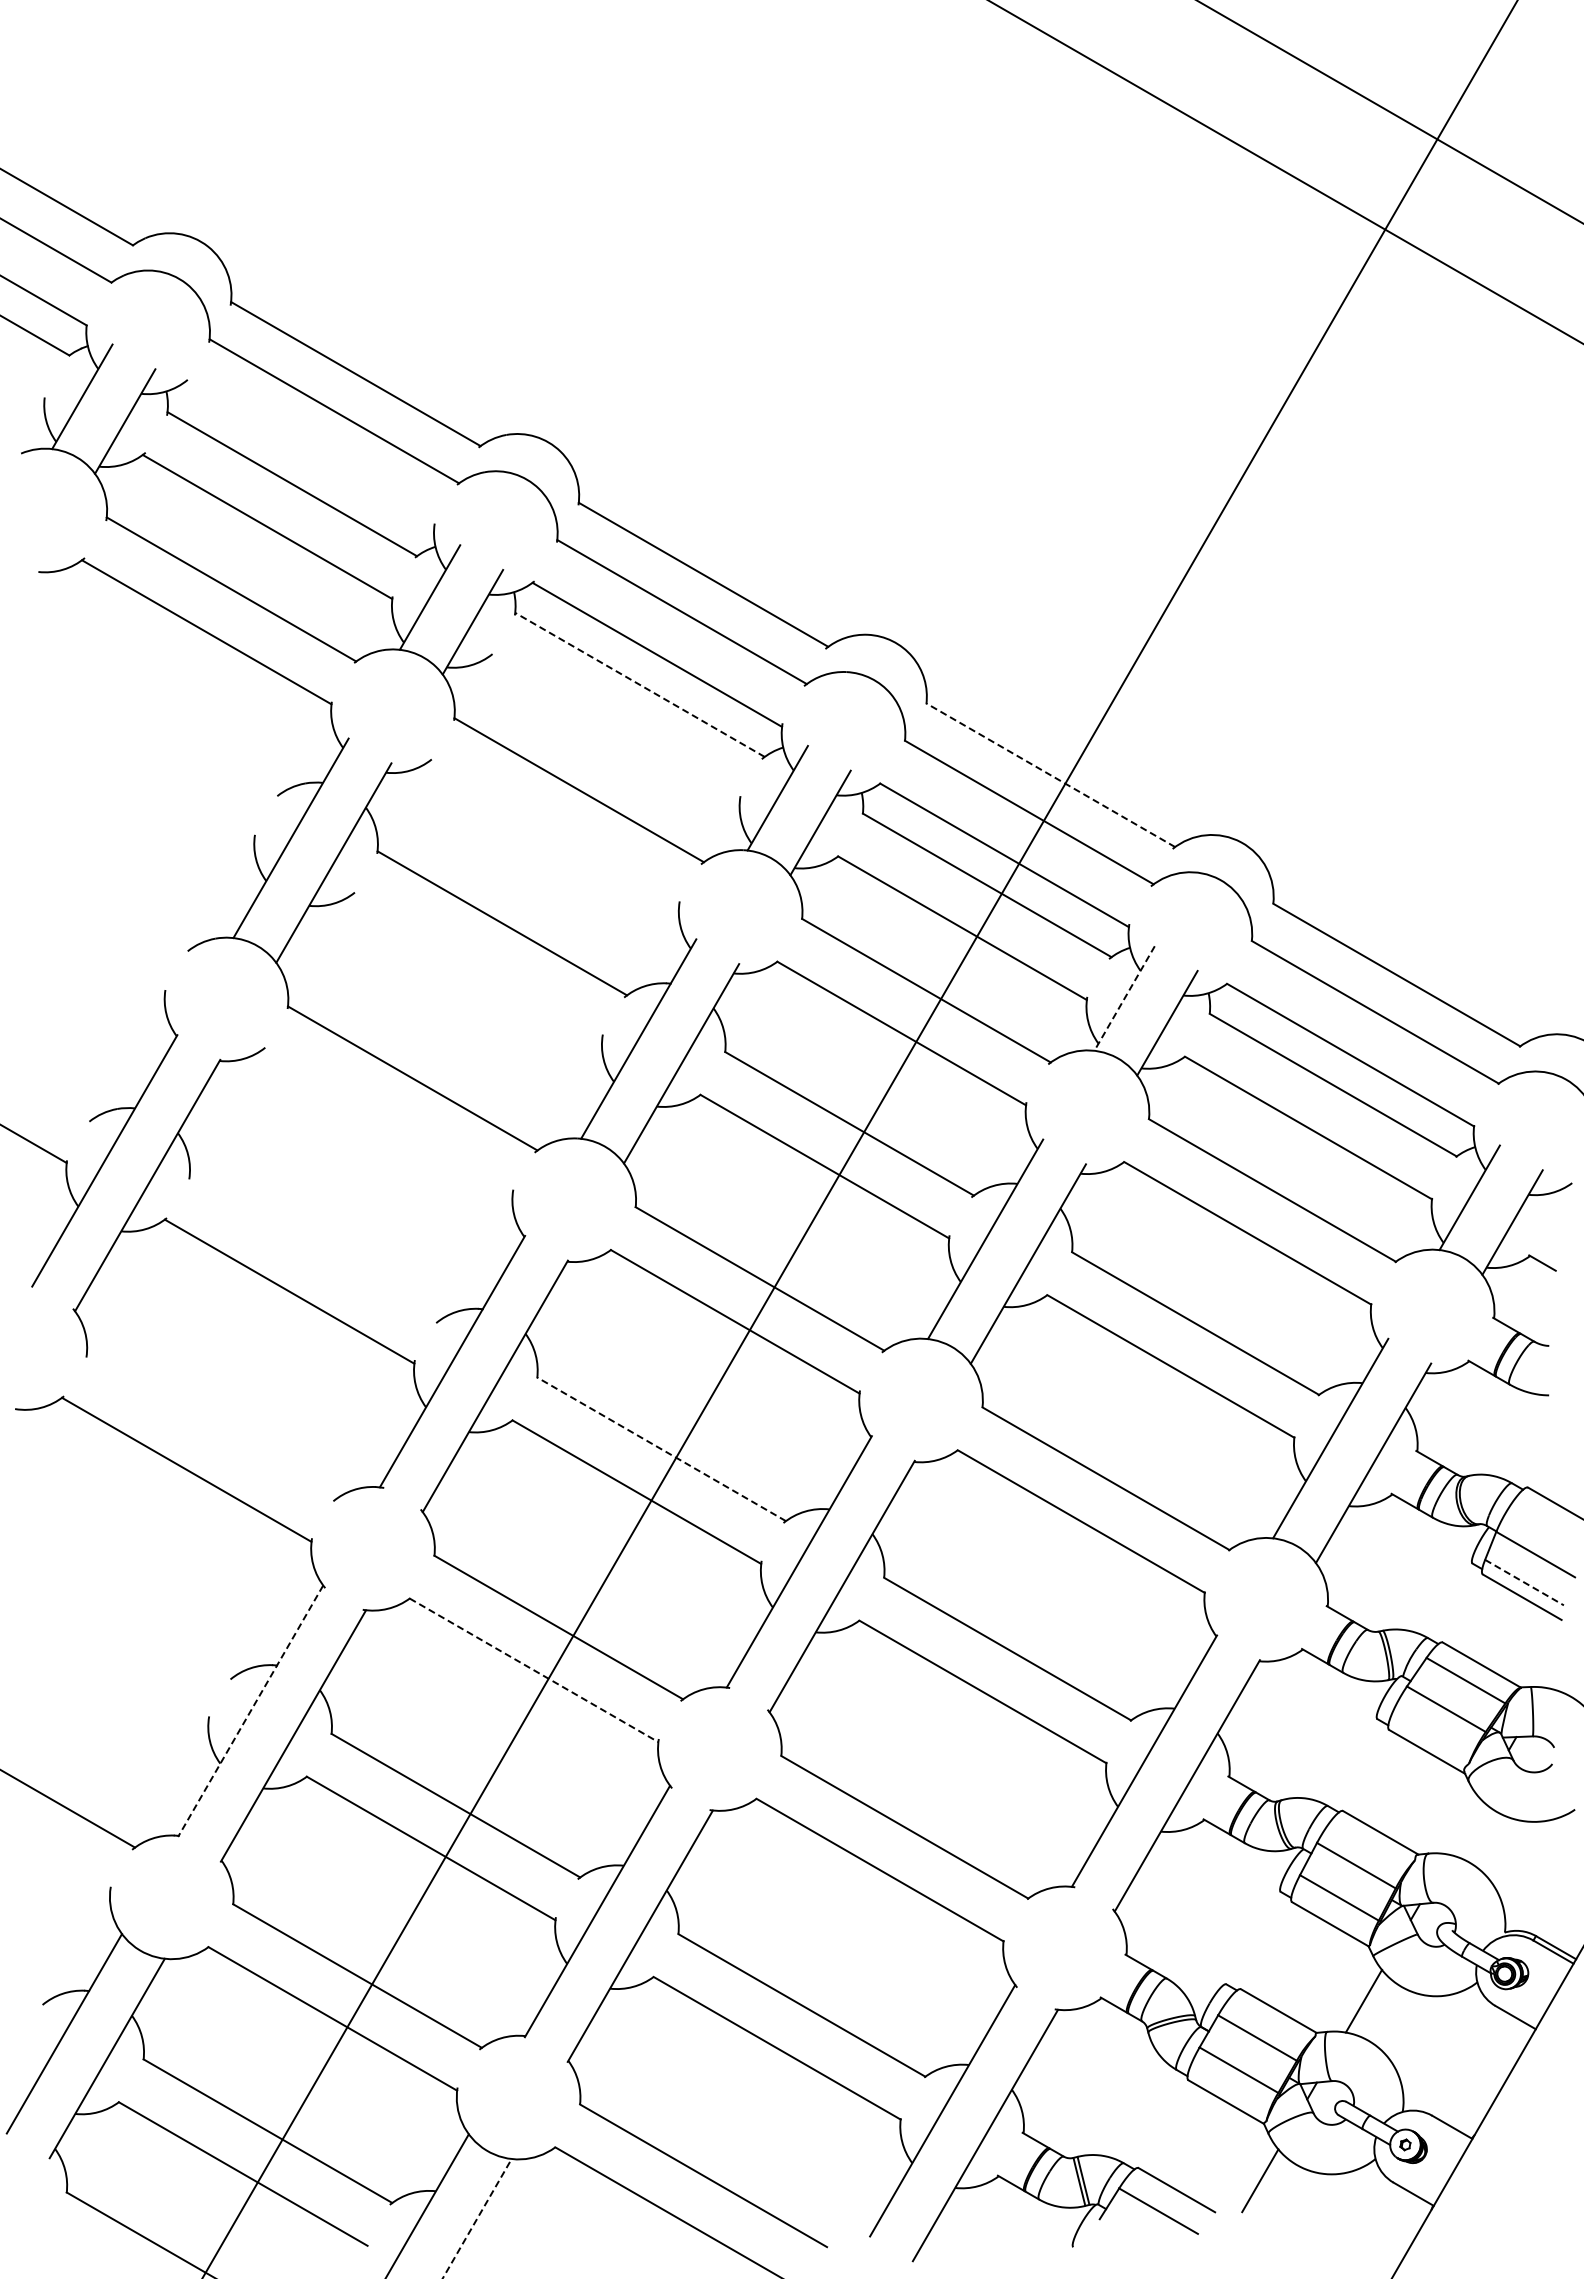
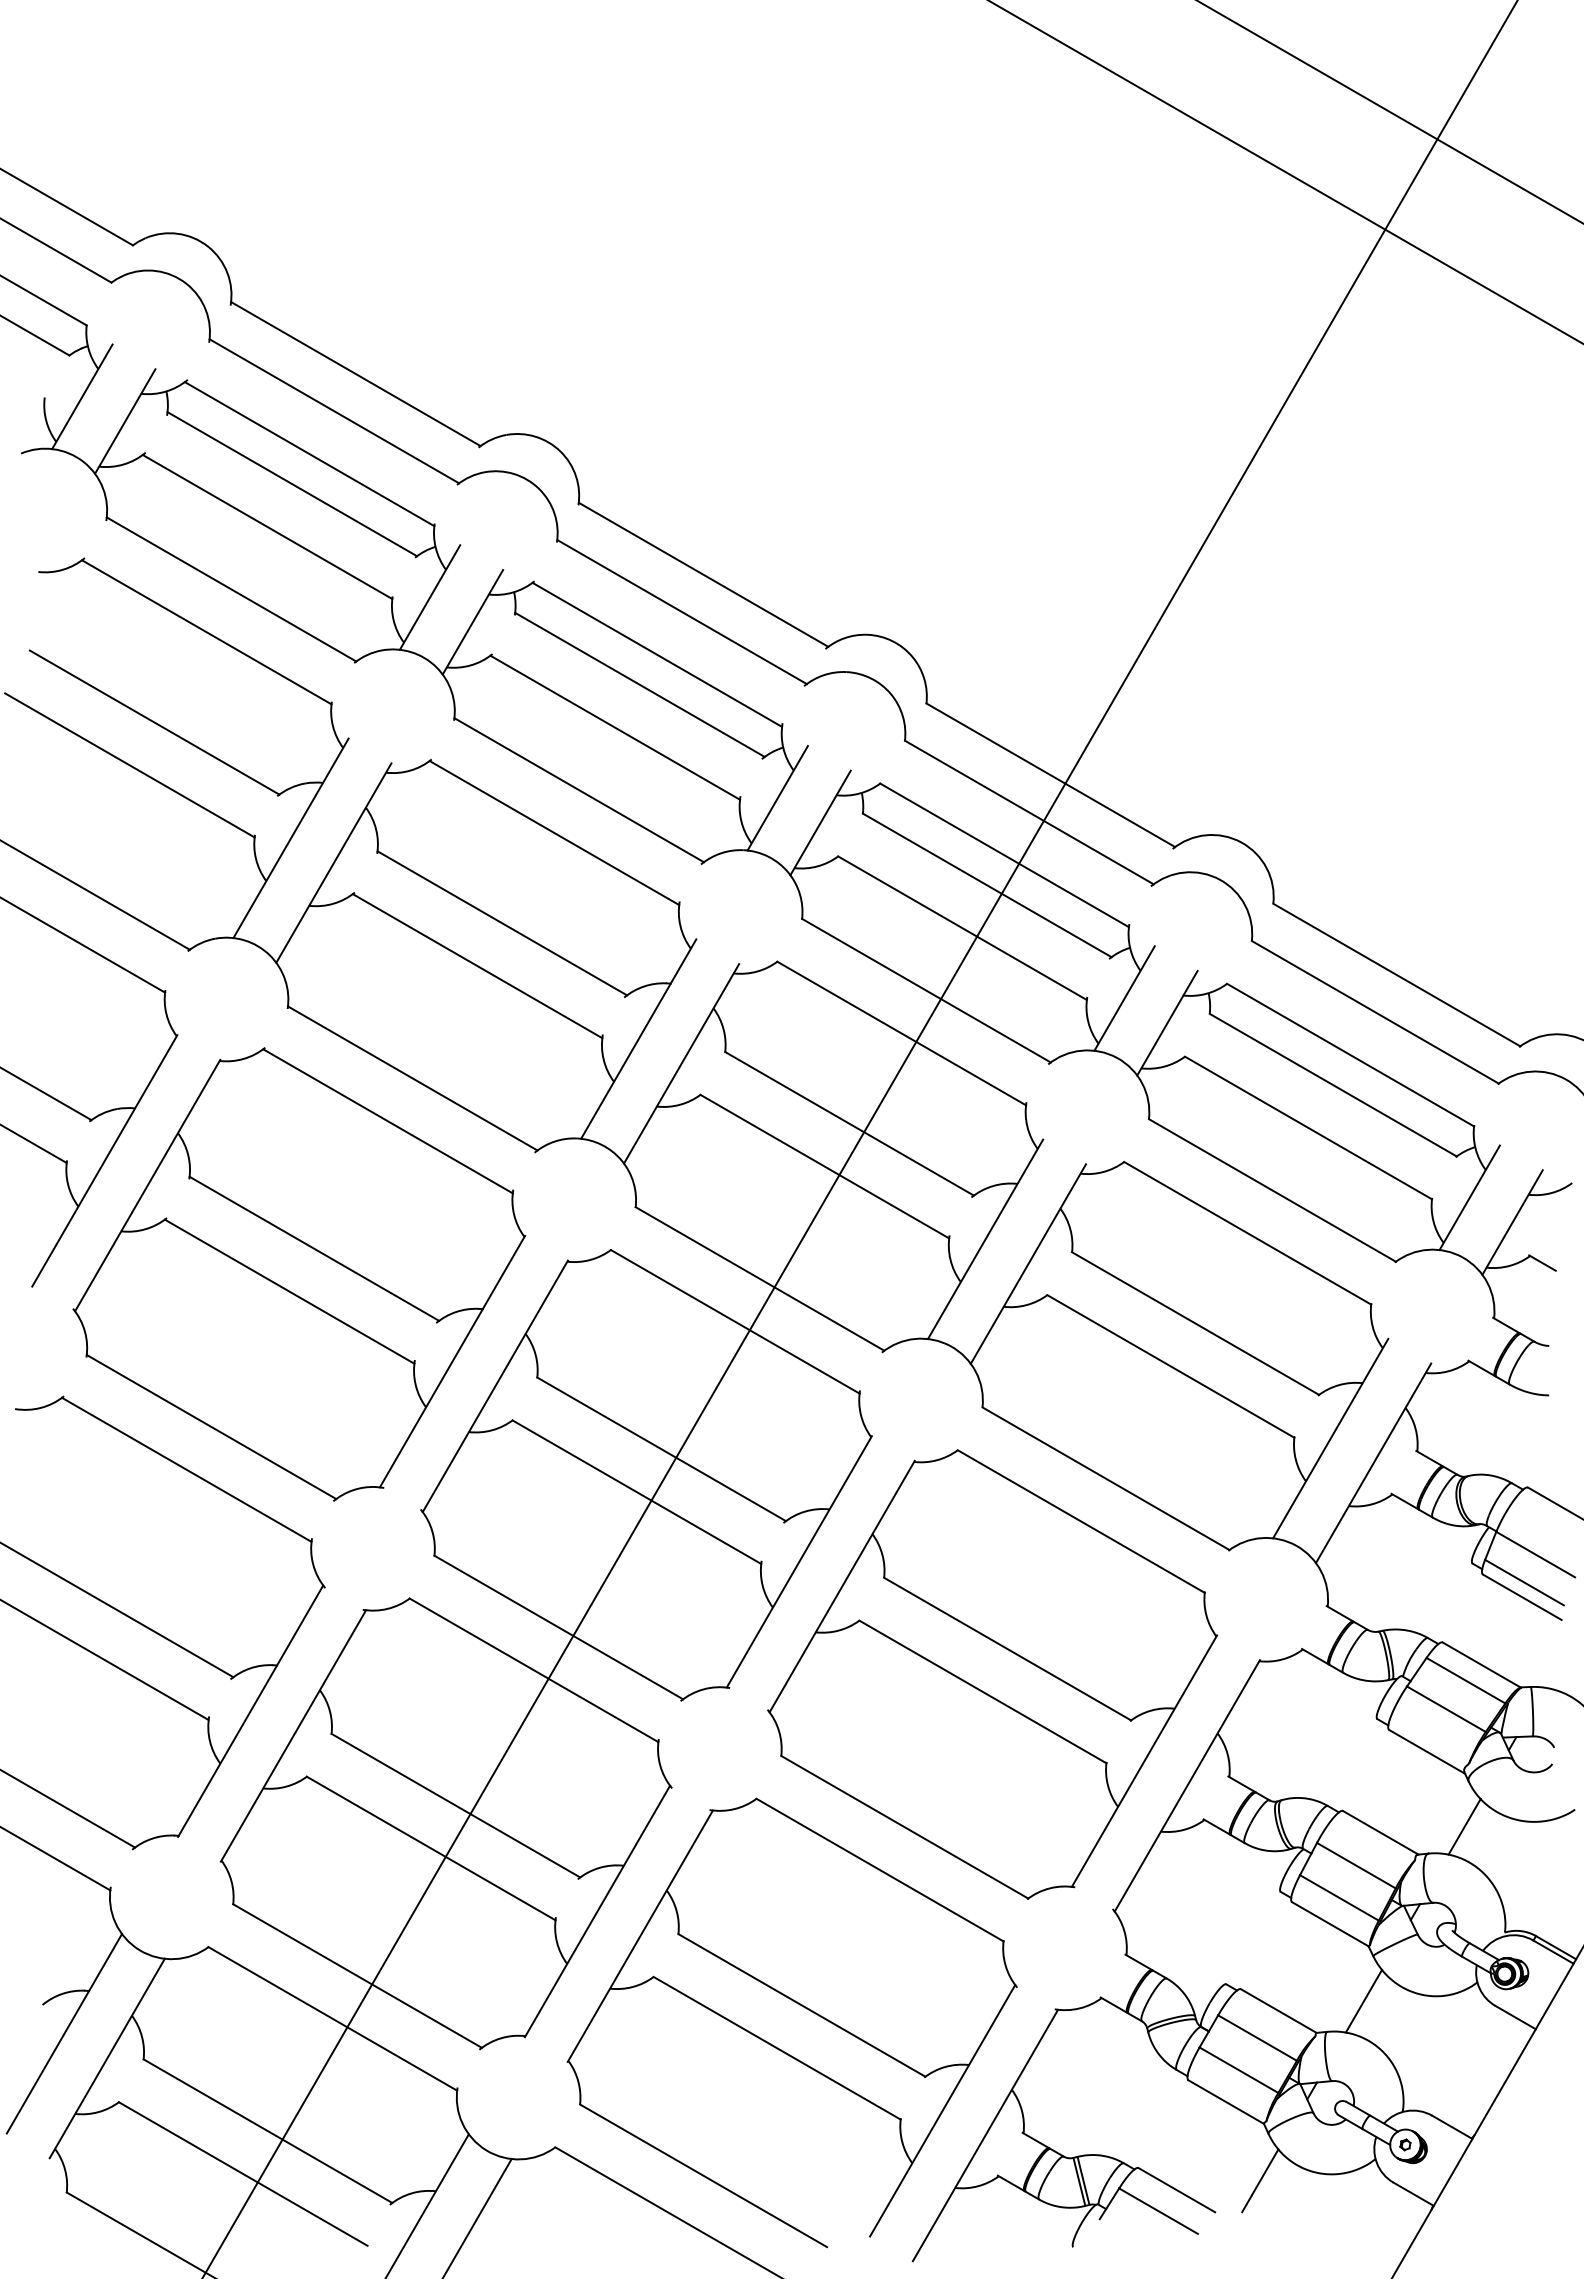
line: none -> present (309, 454)
line: dashed -> solid (639, 684)
line: none -> present (154, 722)
line: none -> present (615, 727)
line: none -> present (129, 765)
line: dashed -> solid (1050, 775)
line: none -> present (554, 833)
line: none -> present (95, 895)
line: none -> present (83, 945)
line: none -> present (477, 966)
line: dashed -> solid (1124, 998)
line: none -> present (46, 1094)
line: none -> present (387, 1121)
line: none -> present (314, 1248)
line: none -> present (211, 1426)
line: dashed -> solid (661, 1449)
line: dashed -> solid (1524, 1582)
line: none -> present (117, 1610)
line: none -> present (105, 1660)
line: dashed -> solid (534, 1670)
line: dashed -> solid (250, 1711)
line: none -> present (1464, 1826)
line: none -> present (56, 1858)
line: dashed -> solid (477, 2218)
